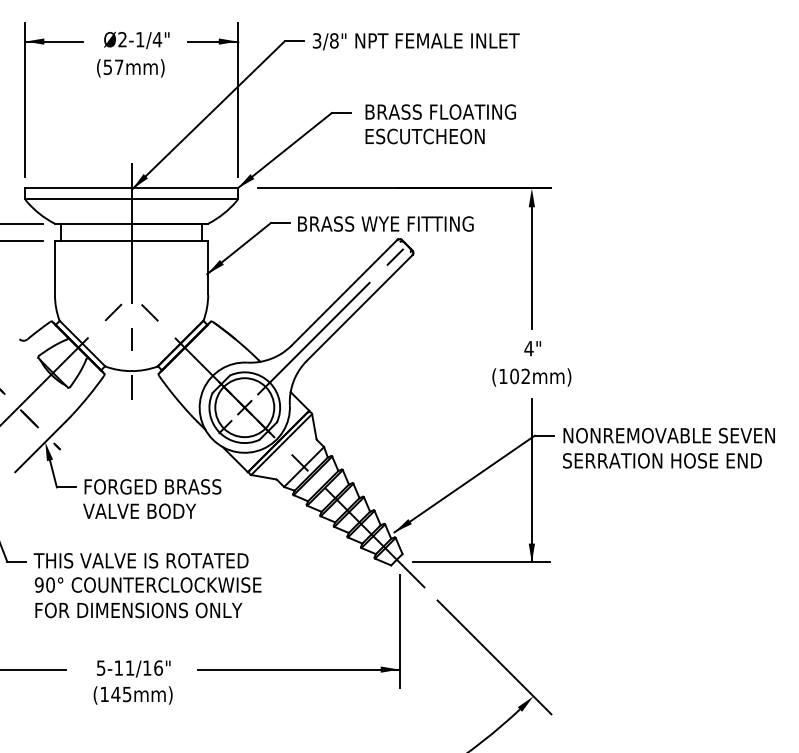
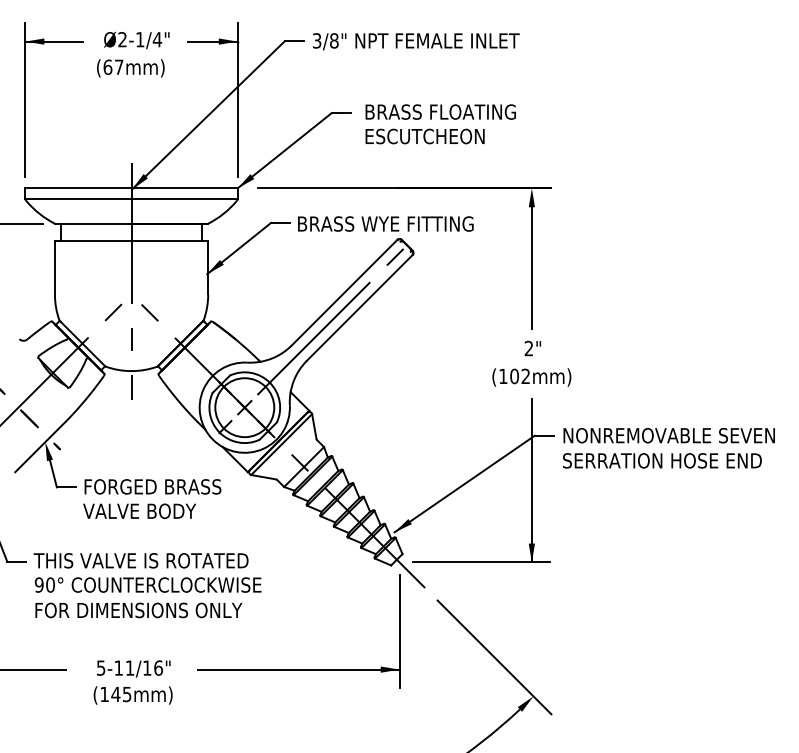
text: (57mm) -> (67mm) (107, 66)
line: present -> none (22, 241)
text: 4" -> 2" (528, 348)
